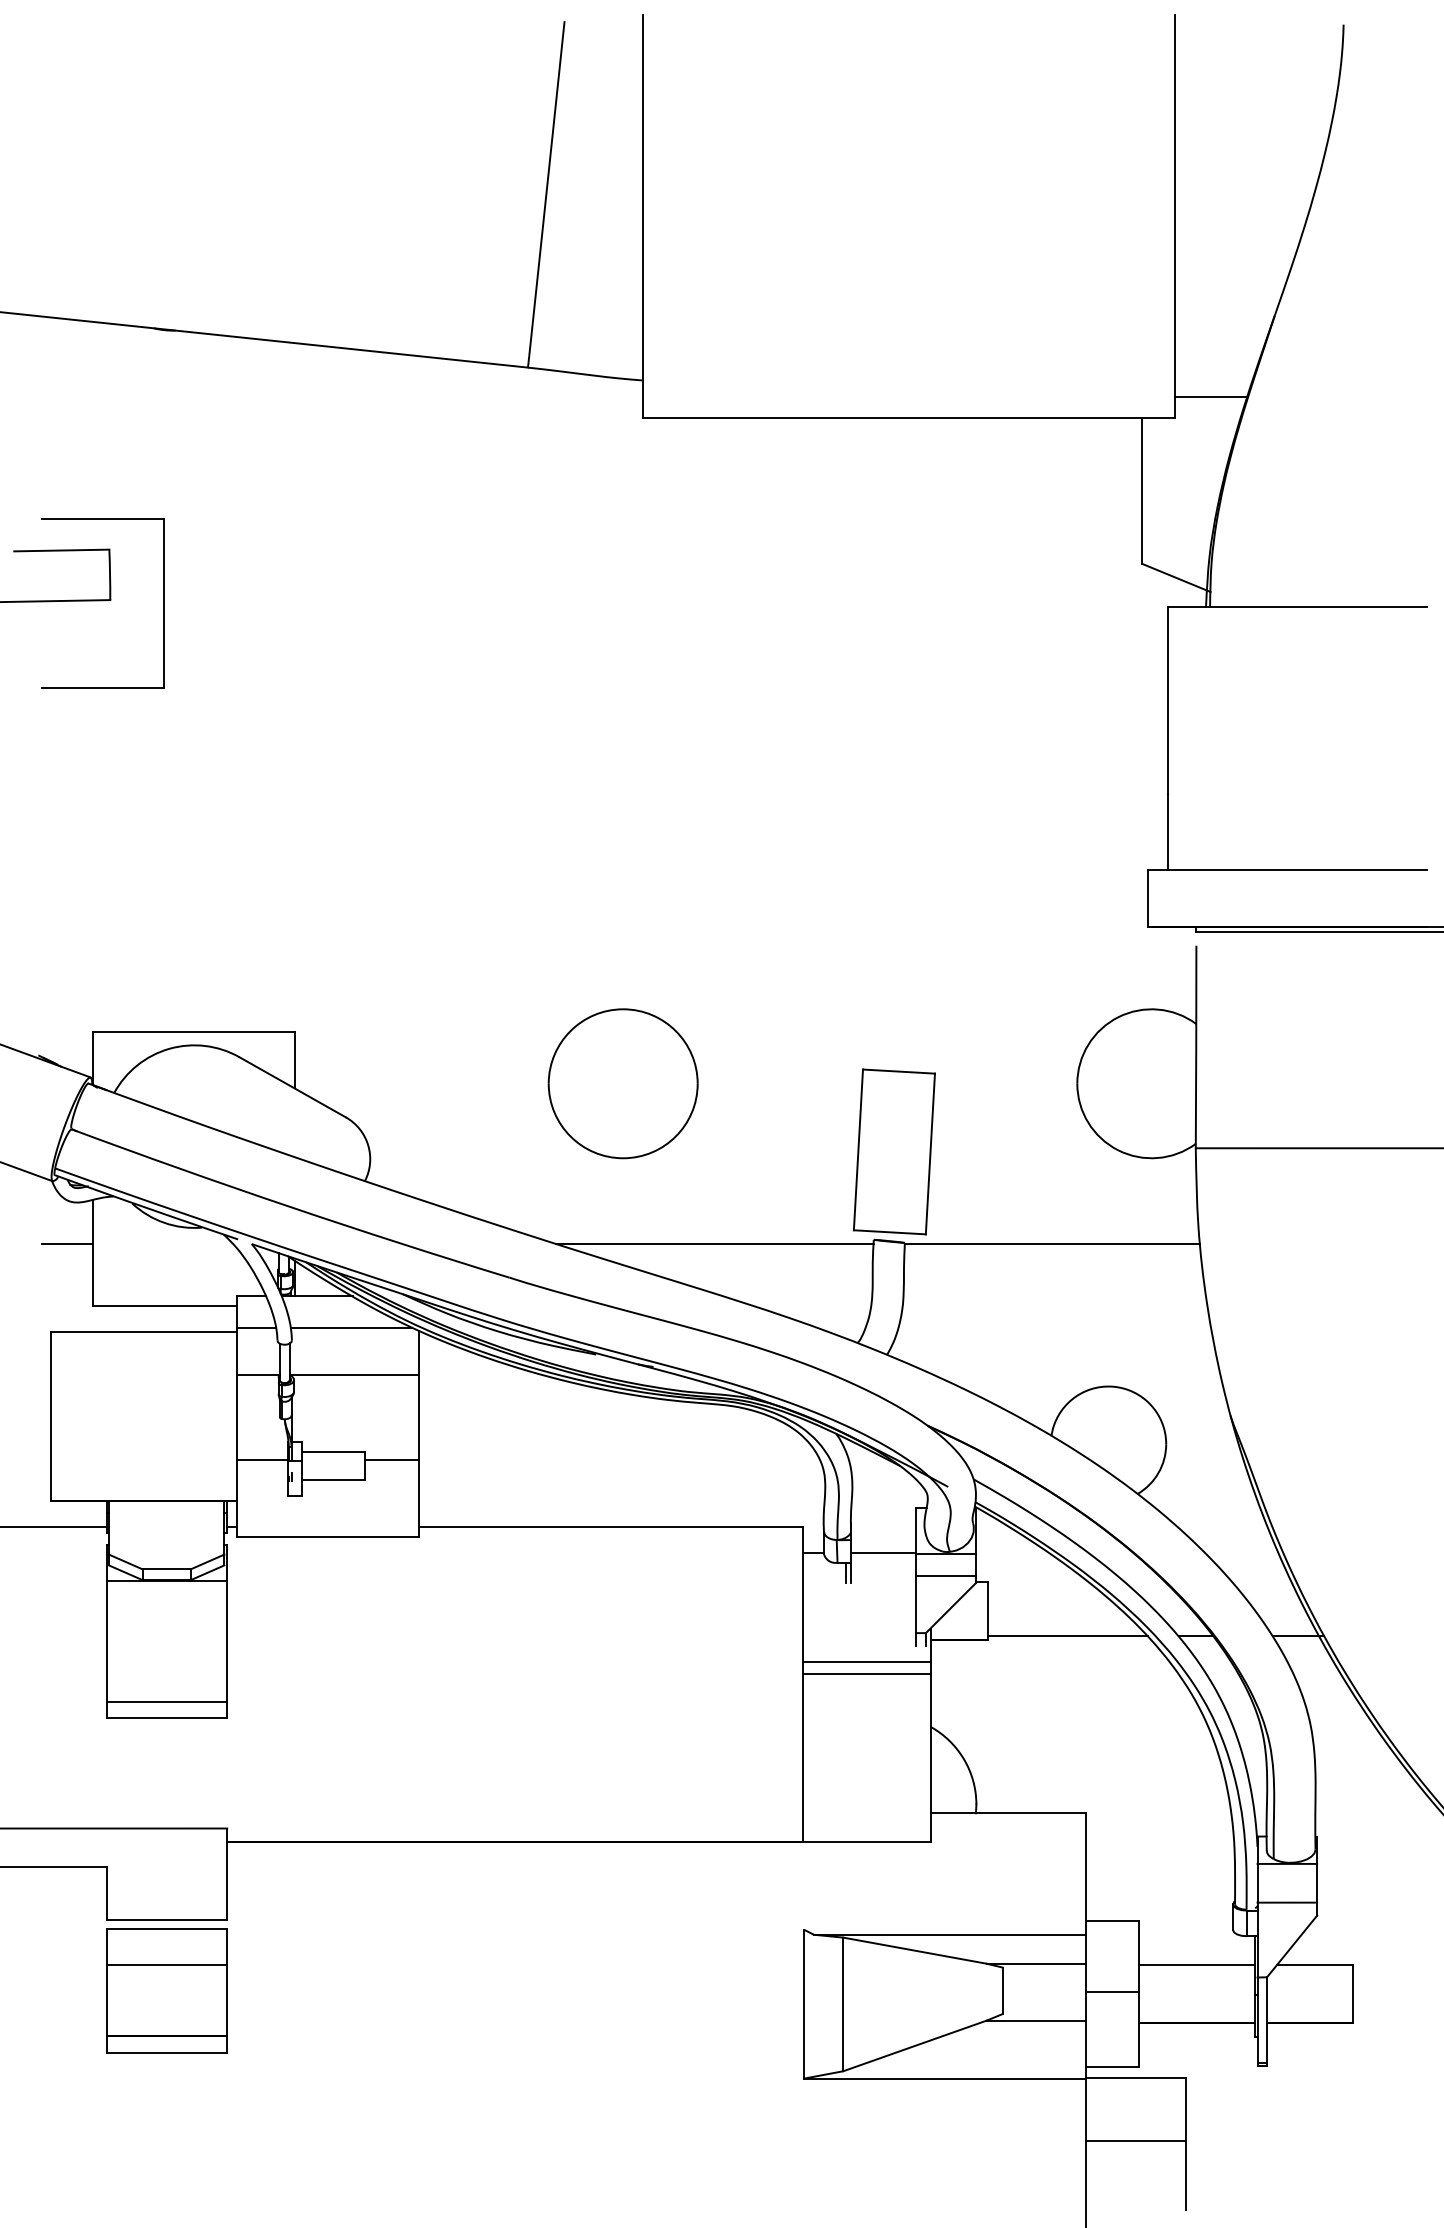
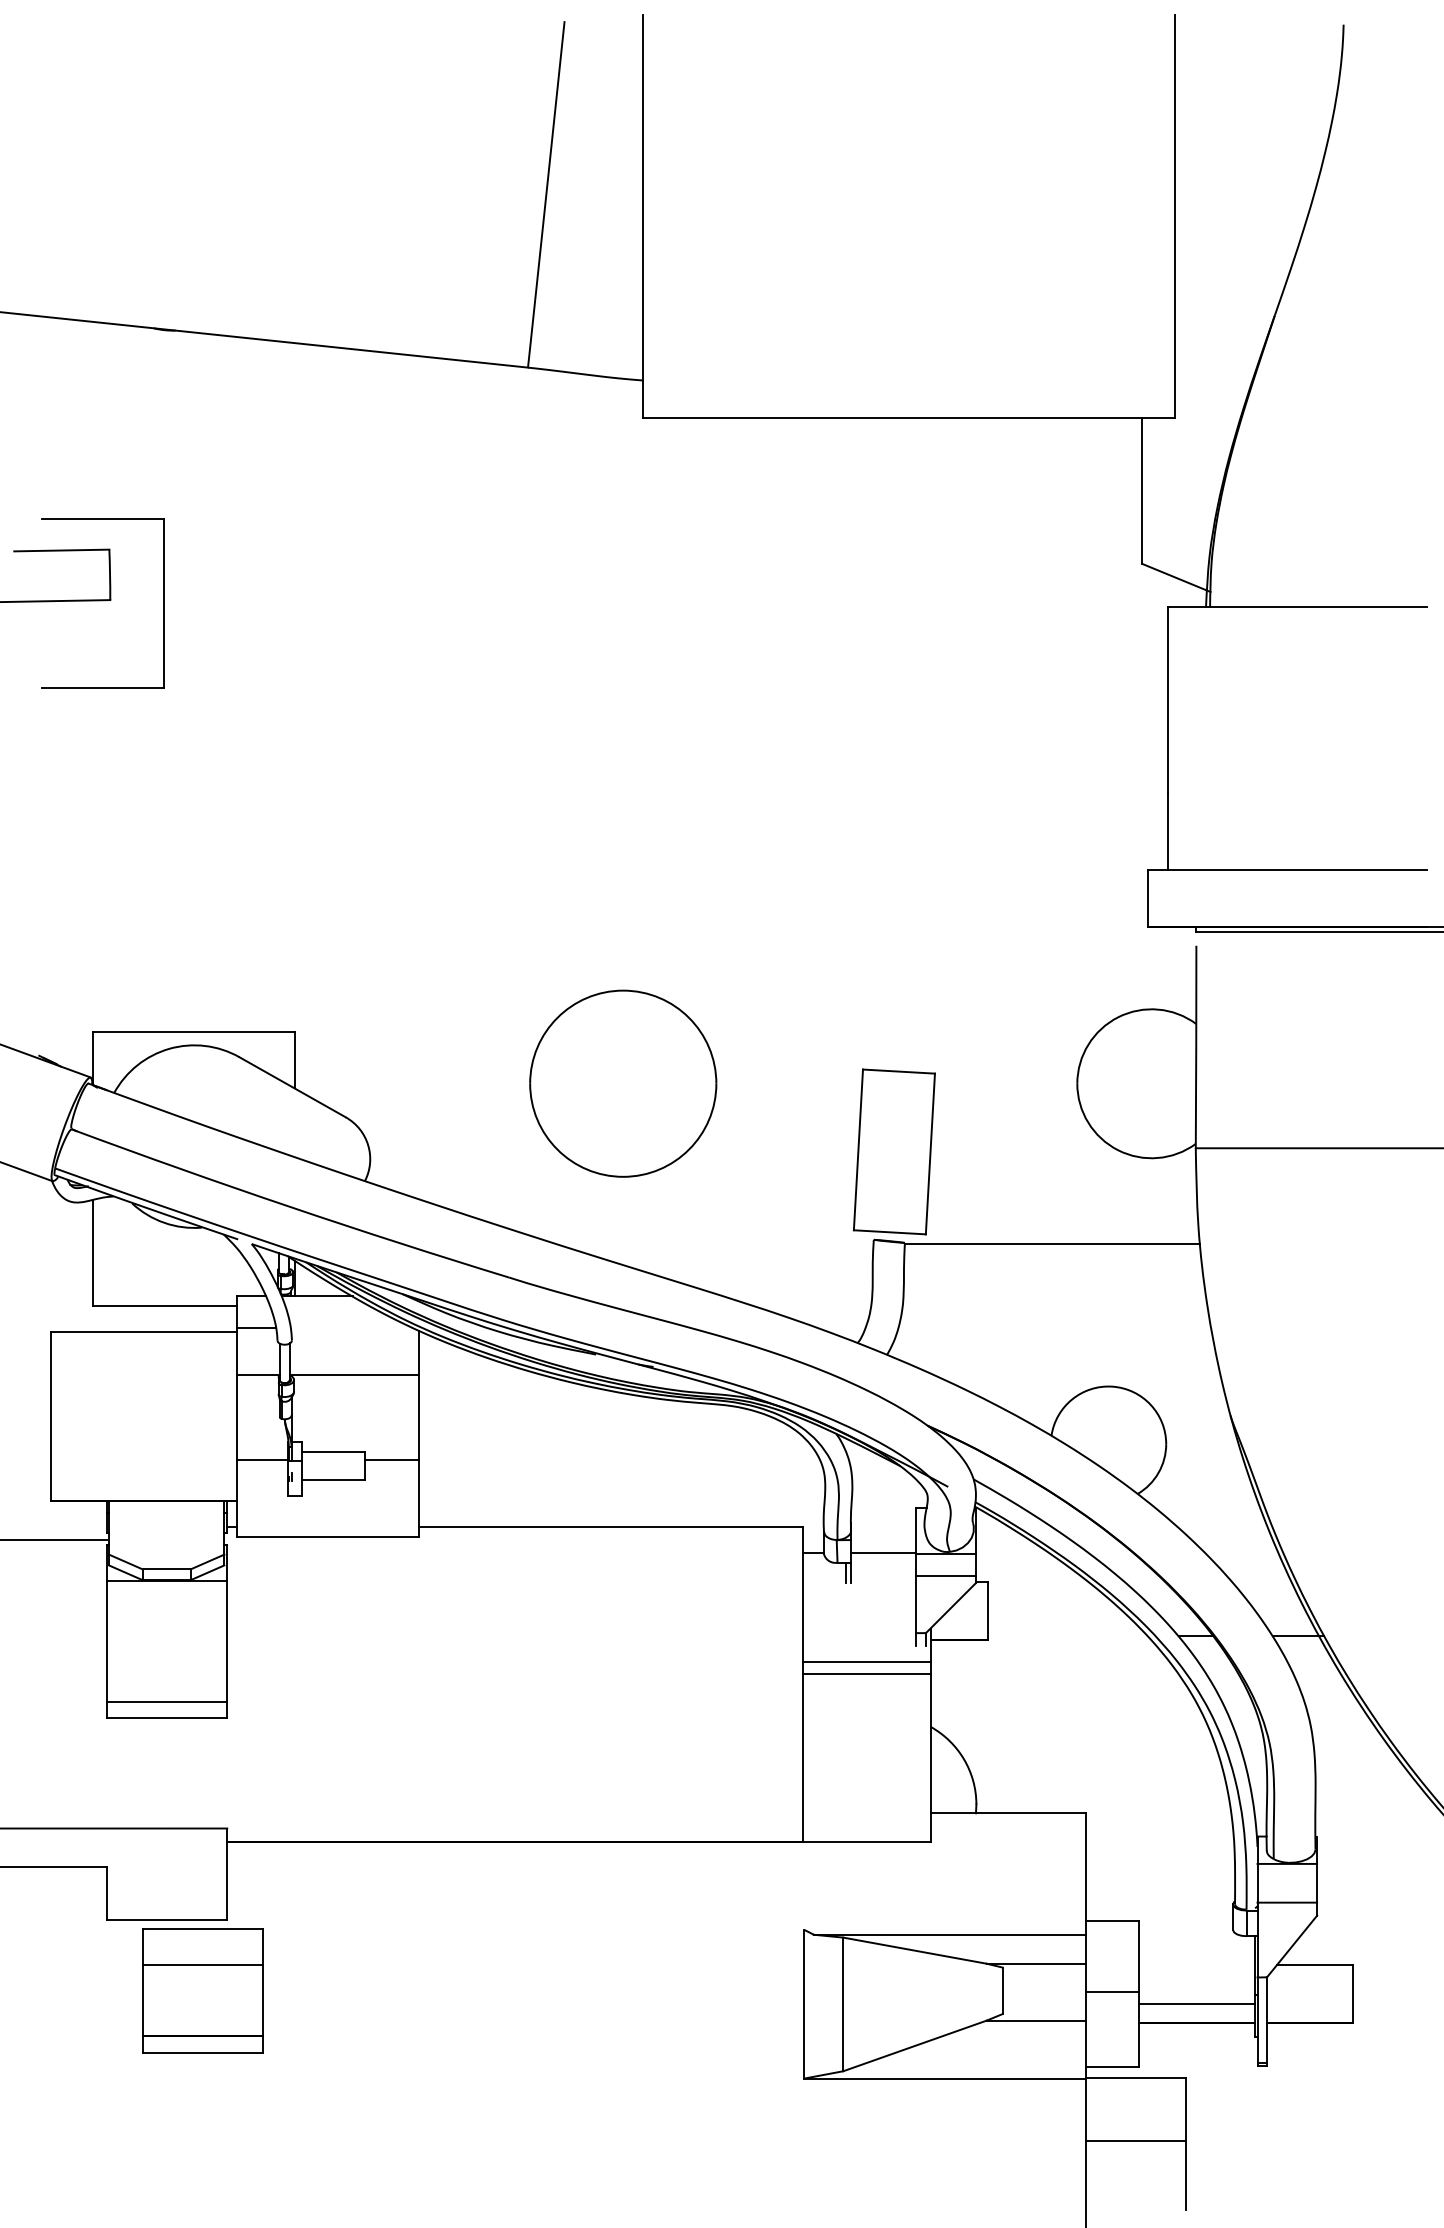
line: present -> none (1211, 396)
part size: 152x152 px -> 189x189 px (623, 1083)
line: present -> none (67, 1243)
line: present -> none (714, 1243)
line: present -> none (351, 1327)
line position: (54, 1527) -> (54, 1540) (54, 1540)
line: present -> none (1067, 1636)
line position: (1197, 1965) -> (1197, 2004) (1197, 2004)
part position: (166, 1990) -> (202, 1990) (202, 1990)
